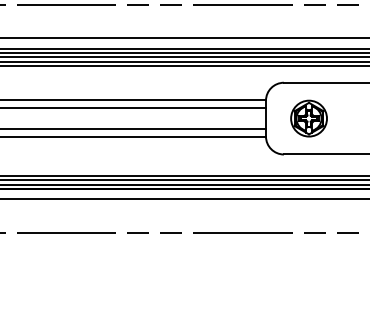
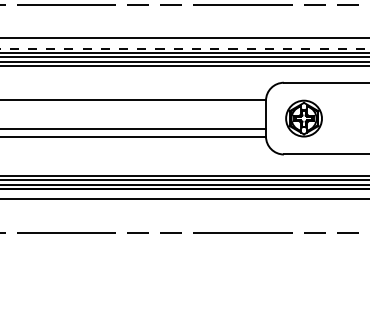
line: solid -> dashed (185, 48)
line: present -> none (134, 107)
part position: (308, 118) -> (303, 118) (303, 118)
